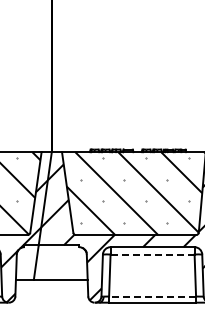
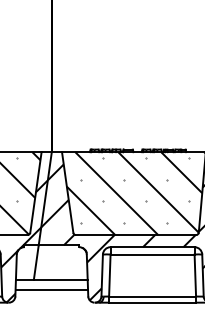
line: dashed -> solid (152, 254)
line: none -> present (51, 290)
line: dashed -> solid (152, 296)
